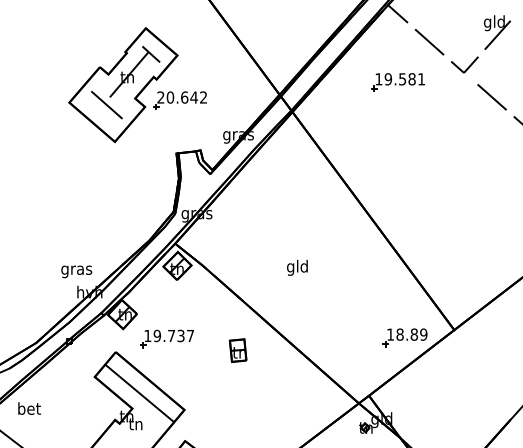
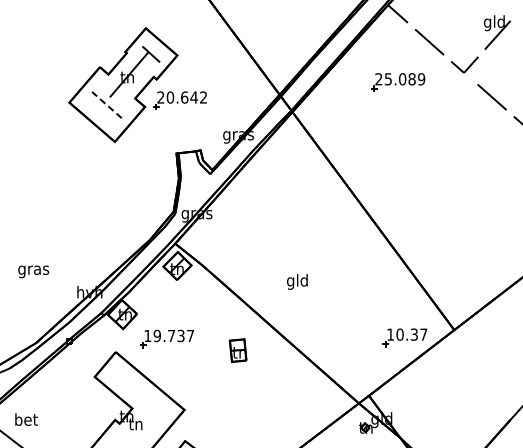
text: 19.581 -> 25.089 (400, 79)
line: solid -> dashed (106, 105)
text position: (297, 267) -> (297, 281) (297, 281)
text position: (76, 271) -> (33, 271) (33, 271)
text: 18.89 -> 10.37 (411, 334)
line: present -> none (139, 393)
text position: (29, 408) -> (26, 419) (26, 419)
